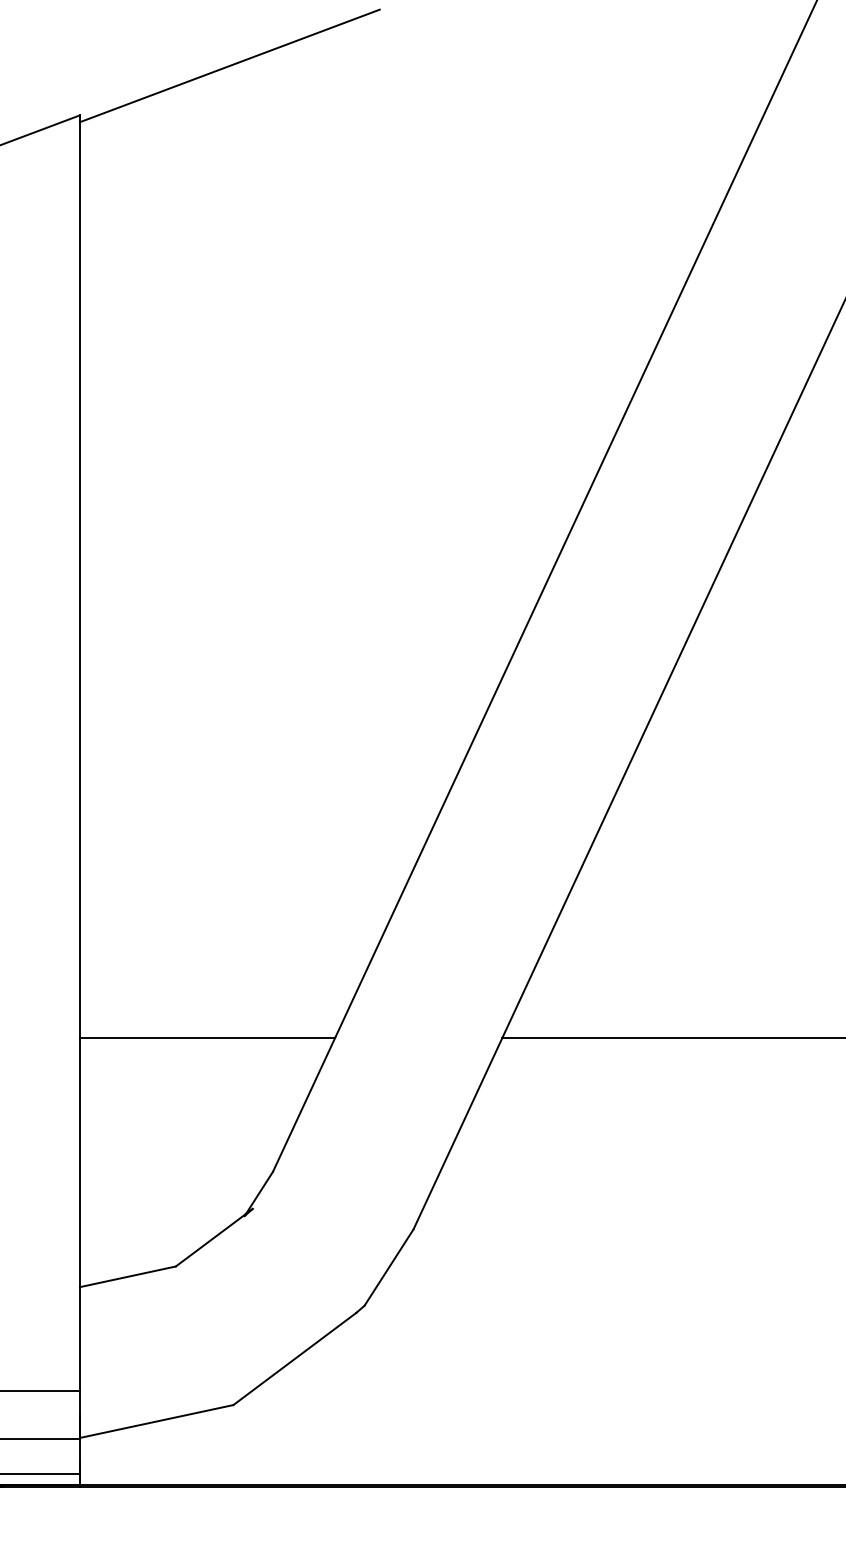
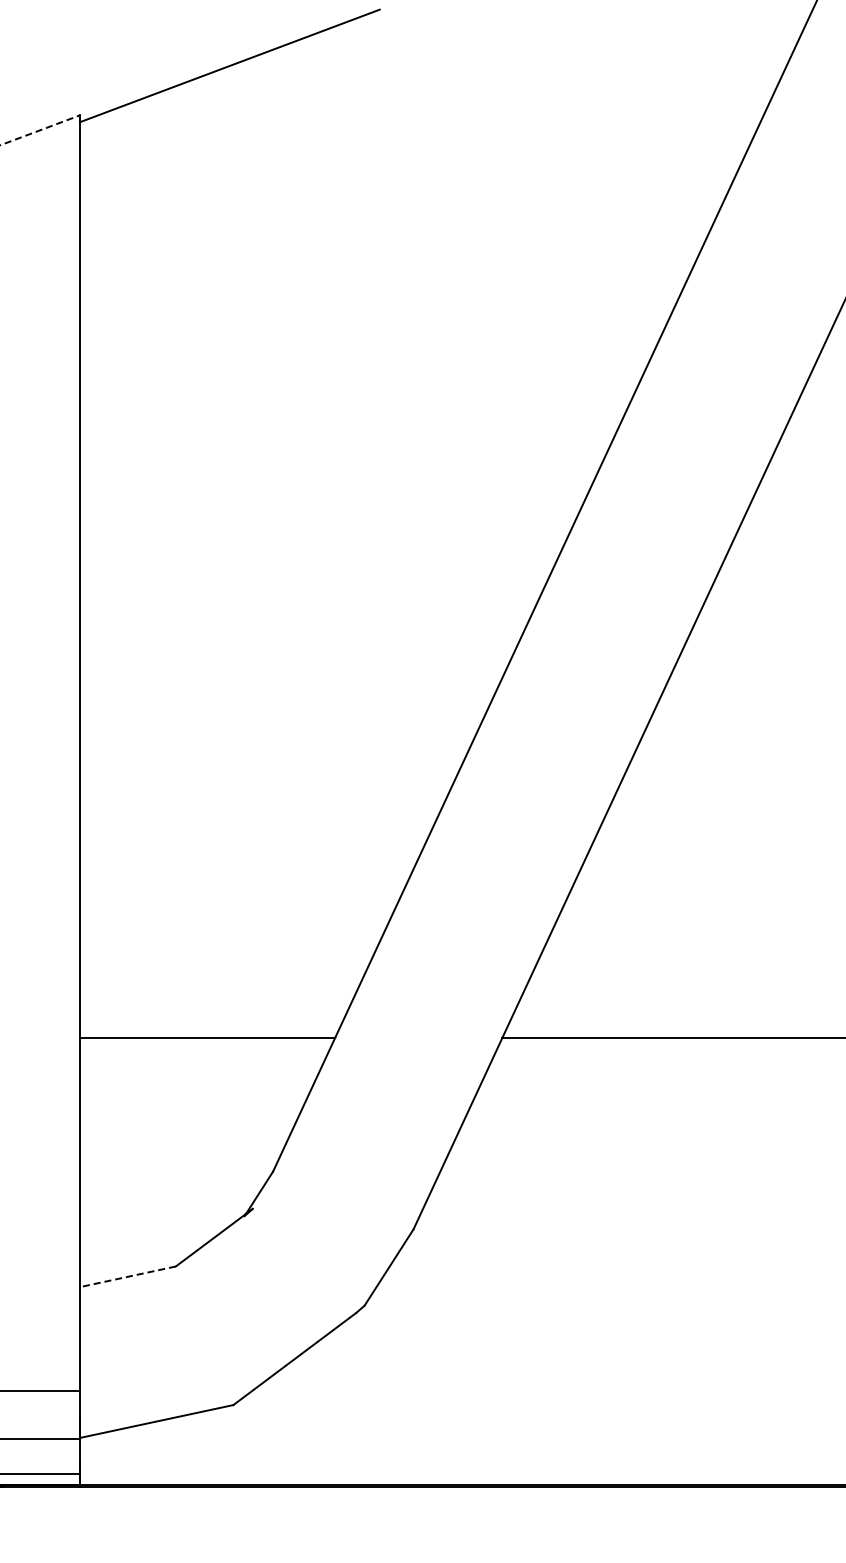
line: solid -> dashed (40, 130)
line: solid -> dashed (127, 1276)
